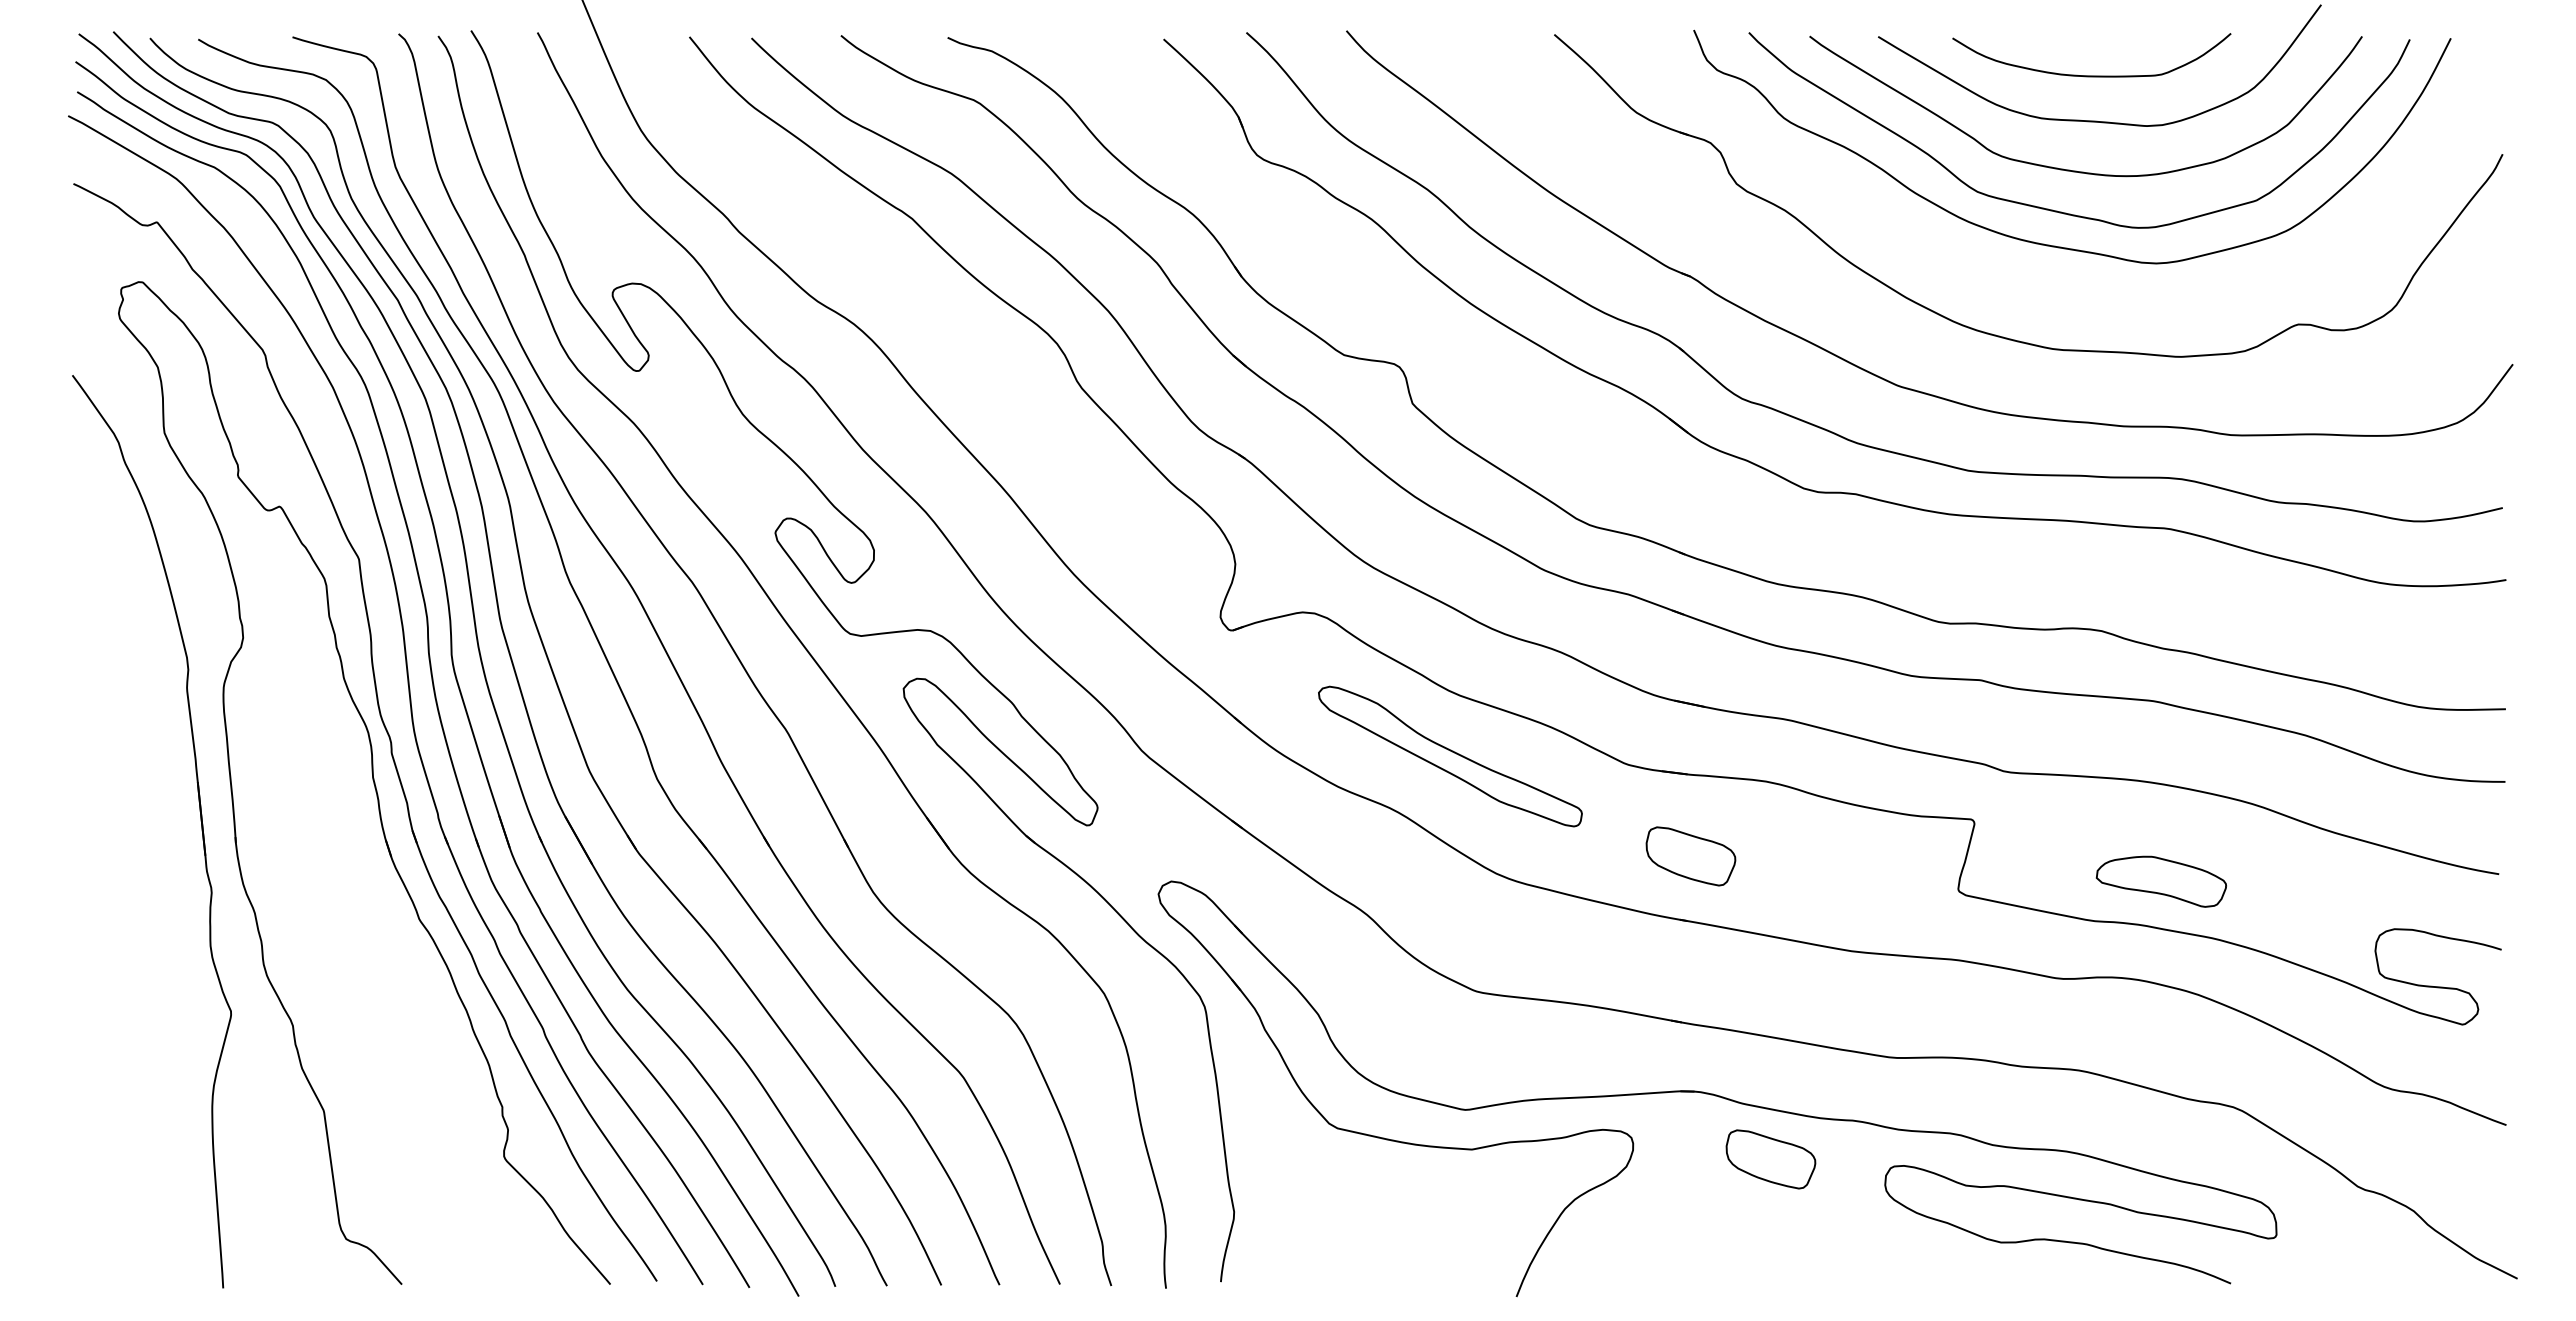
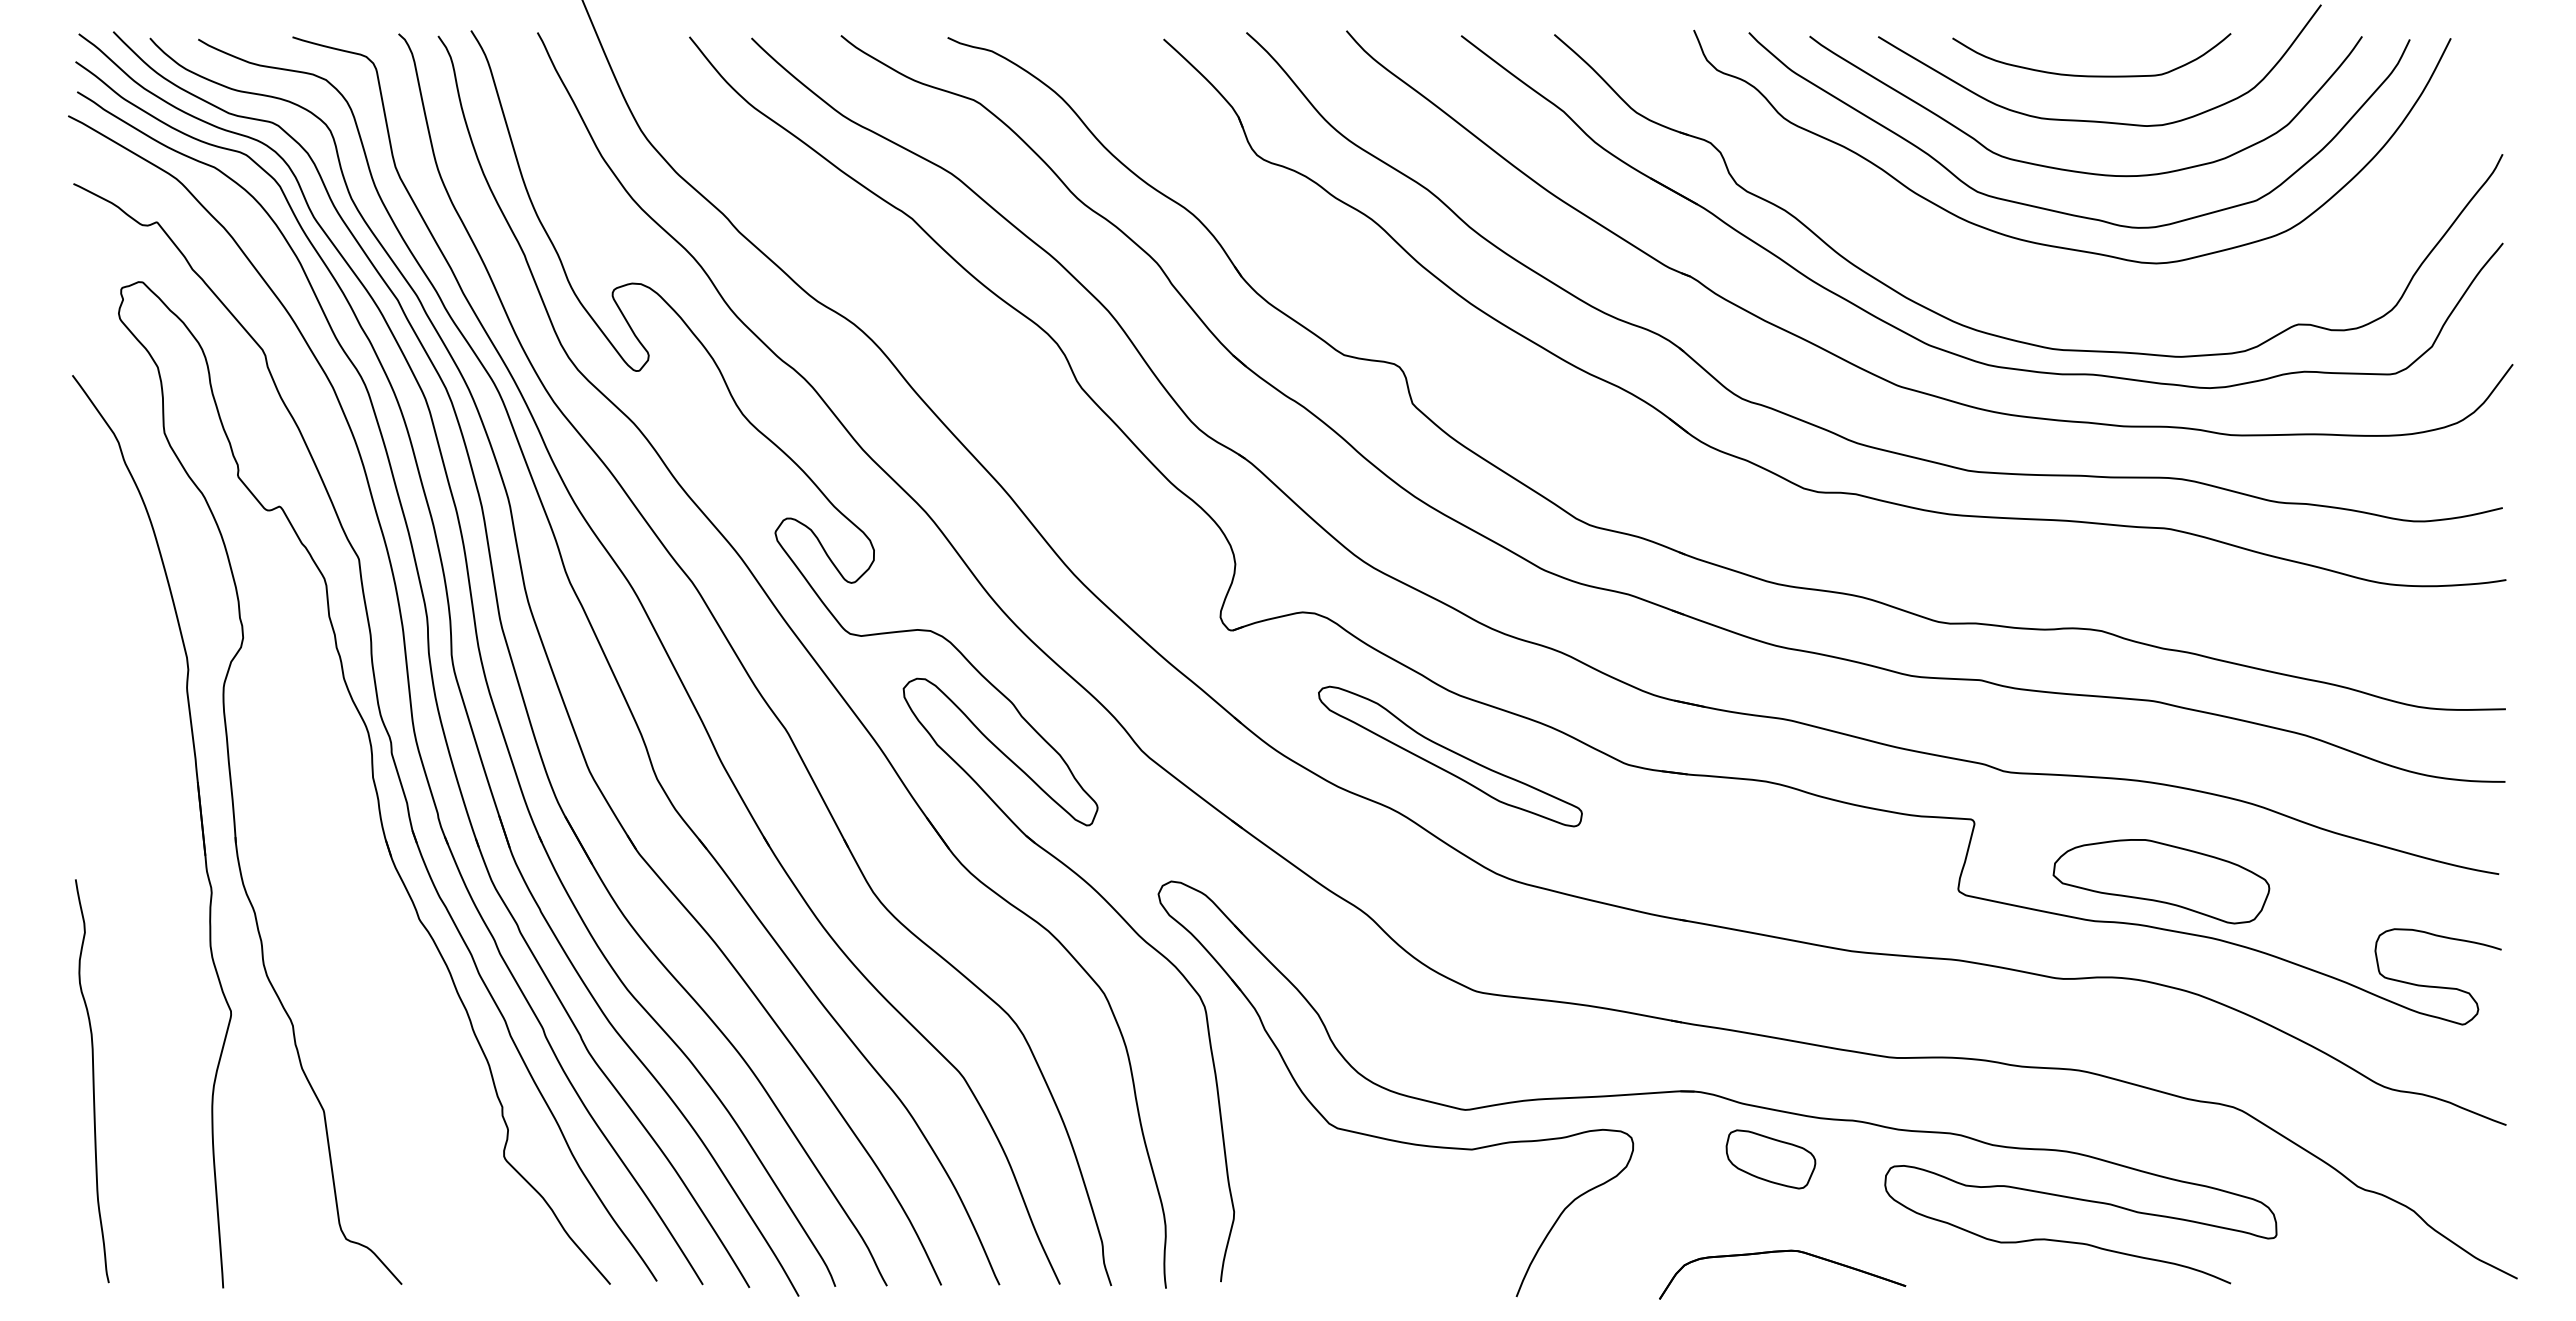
part: none -> present (1918, 338)
part: present -> none (1690, 856)
part size: 132x53 px -> 219x86 px (2161, 881)
curve: none -> present (92, 1081)
part: none -> present (1782, 1252)
